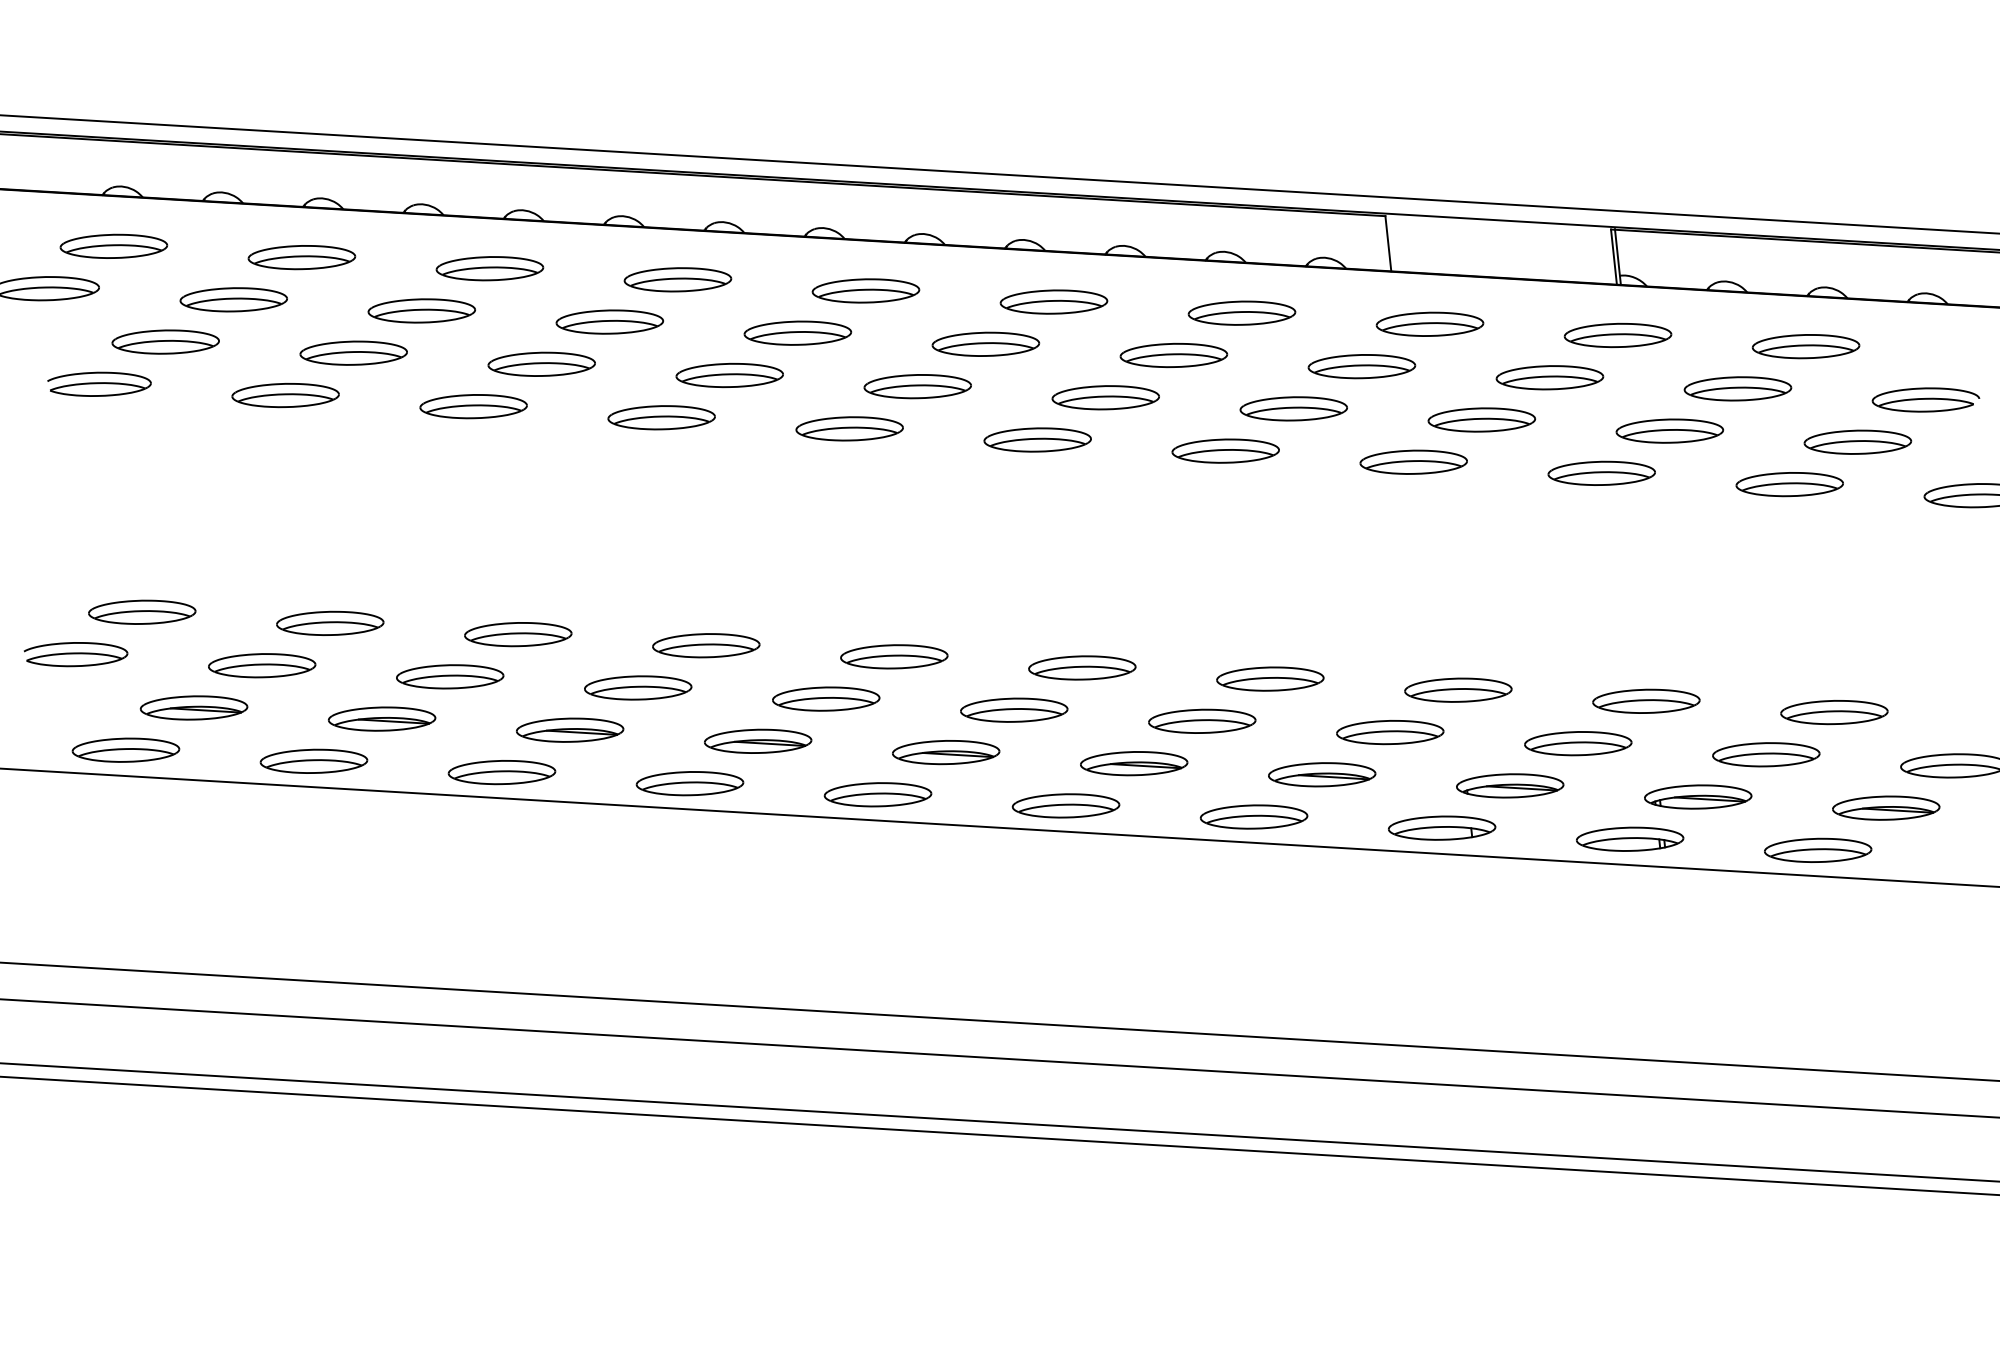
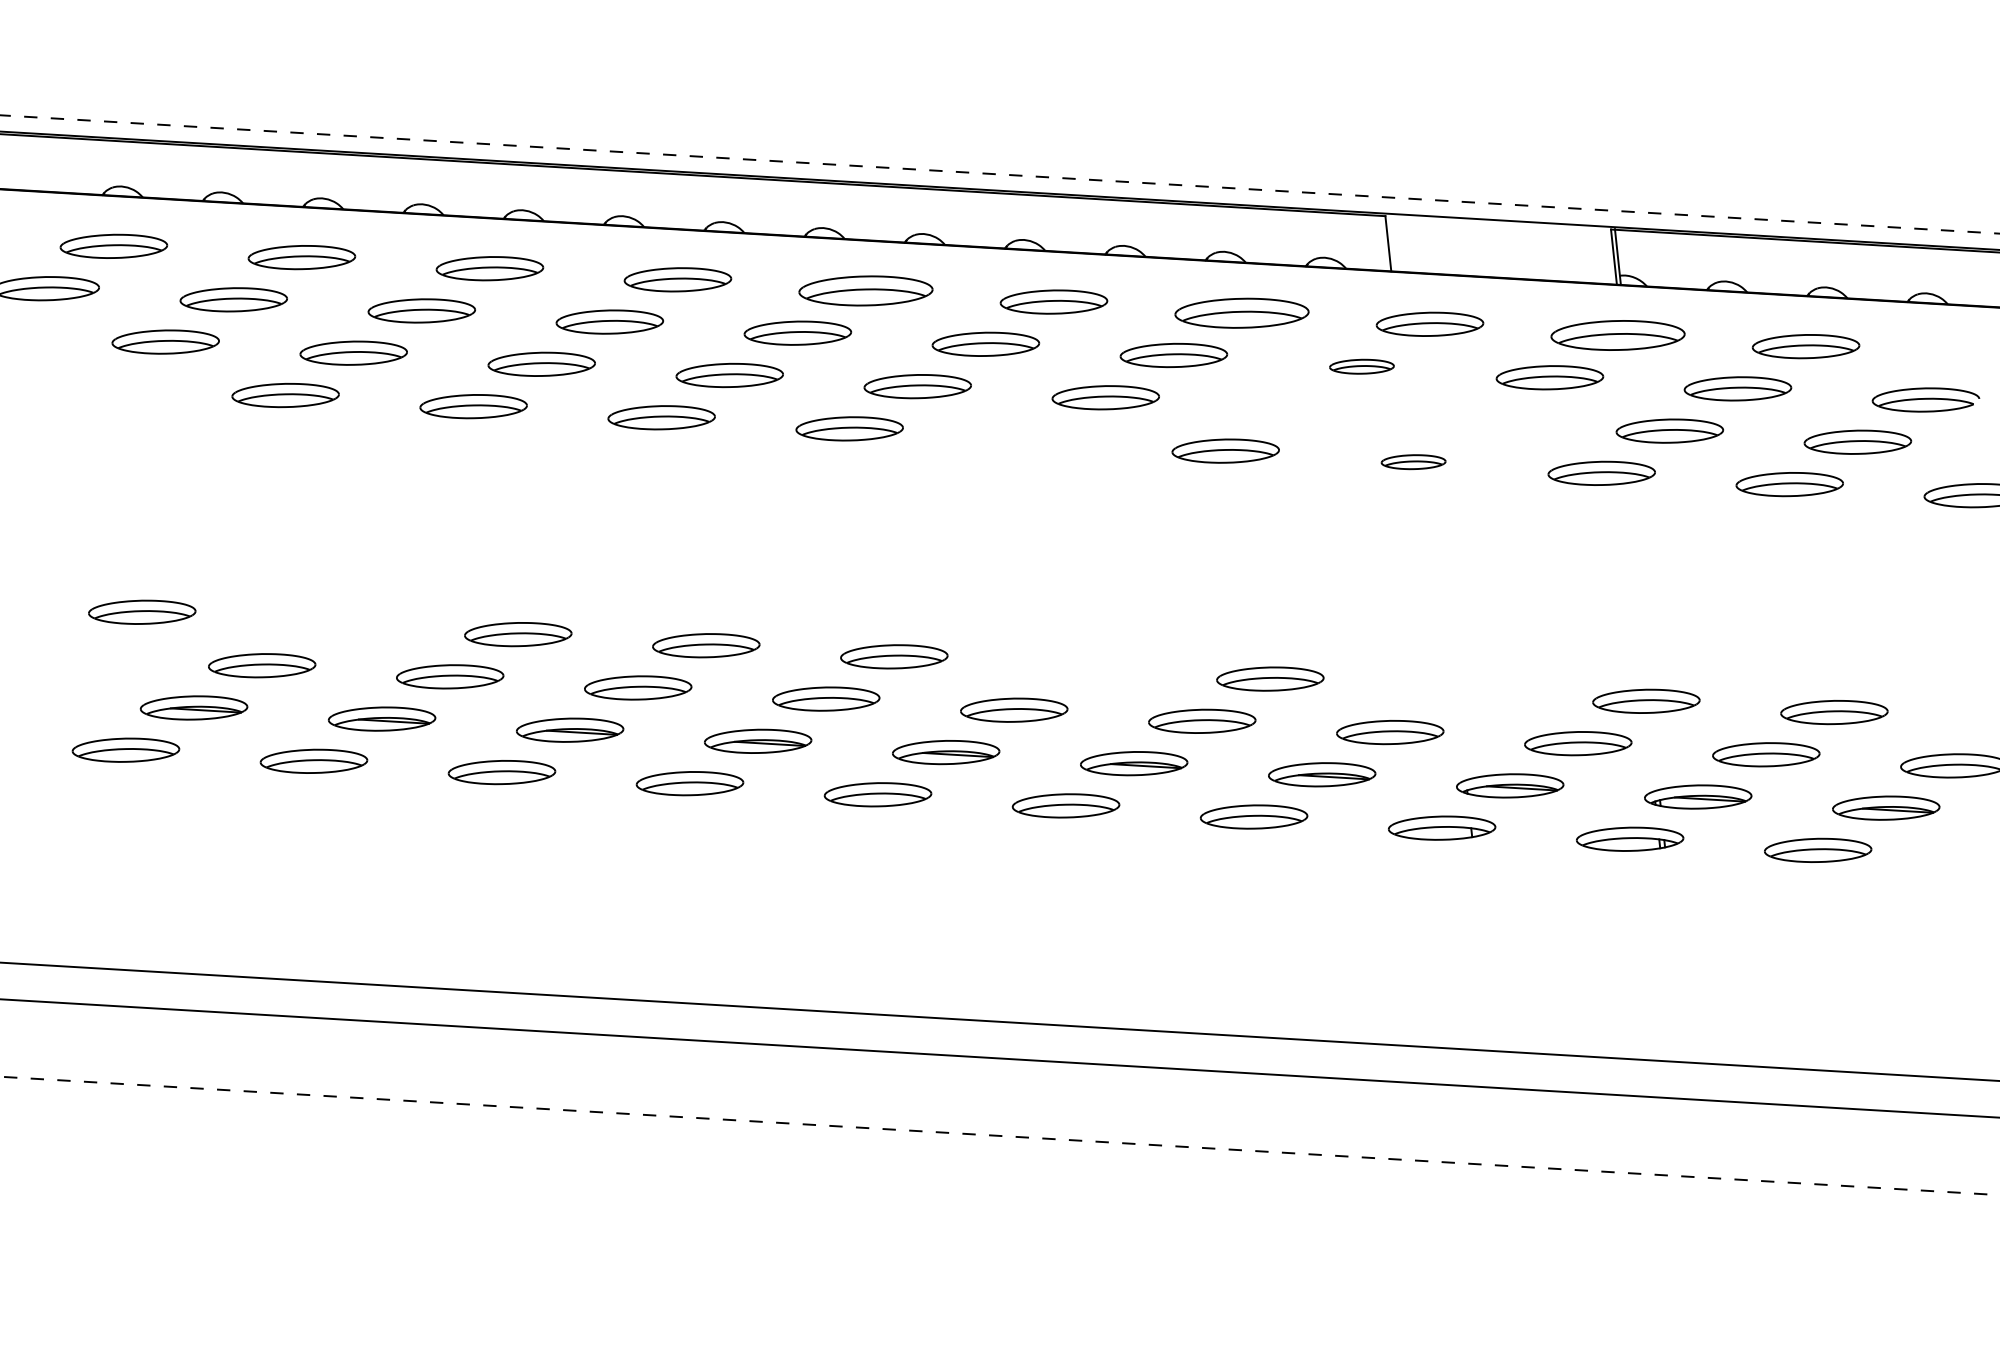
line: solid -> dashed (999, 174)
part size: 110x26 px -> 136x32 px (865, 290)
part size: 110x26 px -> 136x32 px (1241, 312)
part size: 110x27 px -> 136x31 px (1617, 335)
part size: 110x26 px -> 66x17 px (1361, 366)
part: present -> none (99, 383)
part: present -> none (1293, 408)
part: present -> none (1481, 419)
part: present -> none (1037, 439)
part size: 109x26 px -> 67x17 px (1413, 462)
part: present -> none (330, 622)
part: present -> none (75, 654)
part: present -> none (1082, 667)
part: present -> none (1458, 689)
line: present -> none (999, 827)
line: present -> none (999, 1122)
line: solid -> dashed (1000, 1135)
